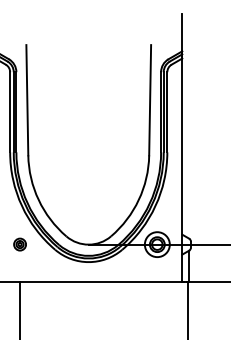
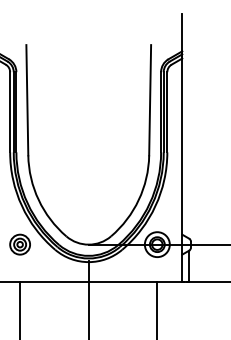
part size: 14x15 px -> 22x23 px (19, 244)
line: none -> present (88, 298)
line position: (188, 309) -> (157, 309) (157, 309)
